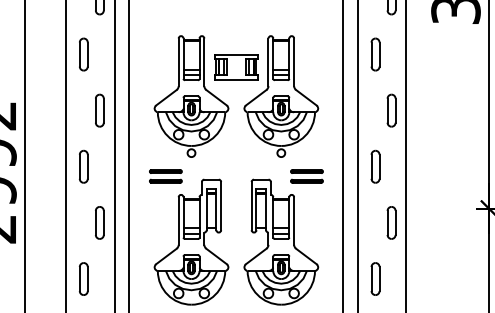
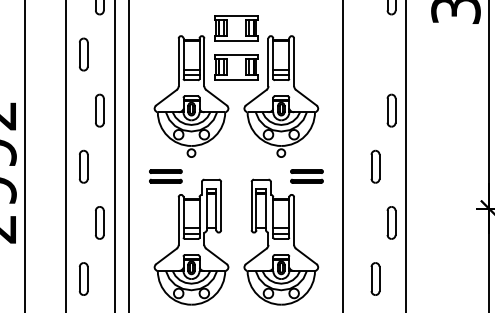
part: none -> present (236, 28)
part: present -> none (375, 54)
line: present -> none (358, 155)
